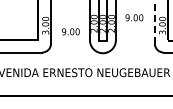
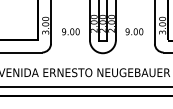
text position: (134, 17) -> (134, 31) (134, 31)
line: dashed -> solid (154, 21)
line: none -> present (85, 87)
